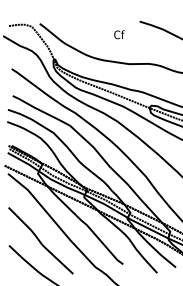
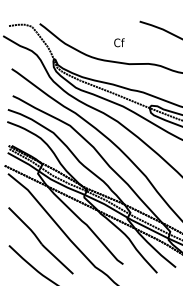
text position: (119, 34) -> (119, 42) (119, 42)
